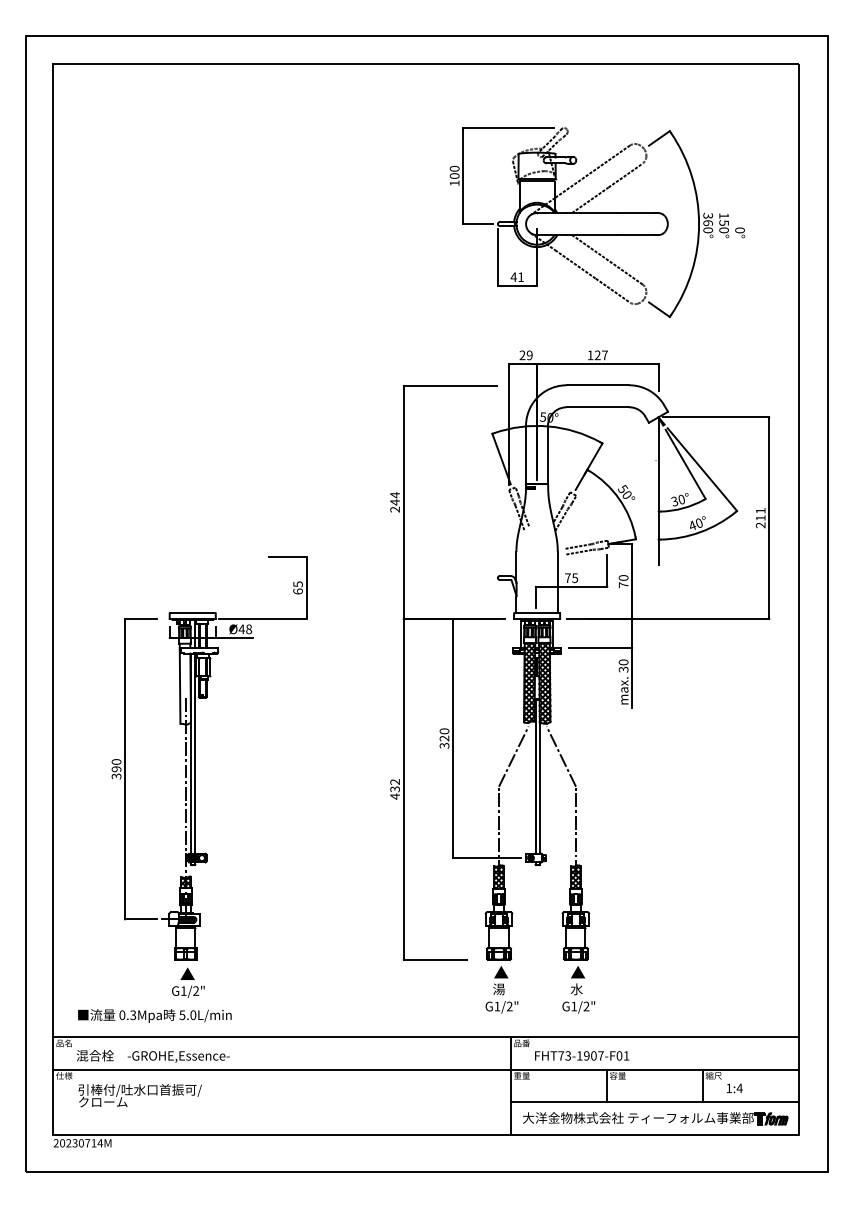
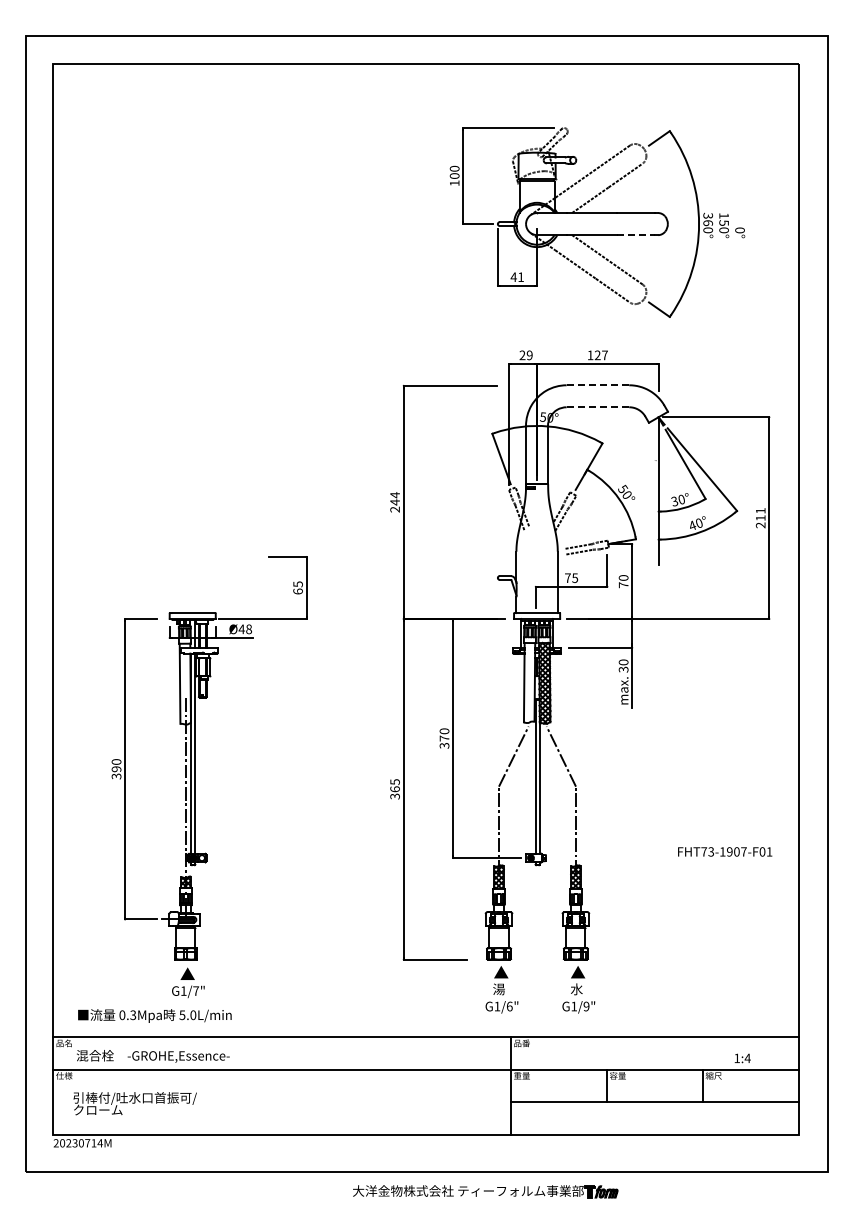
line: solid -> dashed (636, 235)
line: solid -> dashed (597, 385)
line: solid -> dashed (598, 407)
hatch: present -> none (529, 683)
text: 320 -> 370 (444, 738)
text: 432 -> 365 (394, 789)
text: G1/2" -> G1/7" (196, 990)
text: G1/2" -> G1/6" (509, 1006)
text: G1/2" -> G1/9" (586, 1006)
text position: (582, 1055) -> (725, 851) (725, 851)
text position: (734, 1088) -> (742, 1058) (742, 1058)
text position: (139, 1095) -> (134, 1103) (134, 1103)
part position: (655, 1118) -> (485, 1191) (485, 1191)
